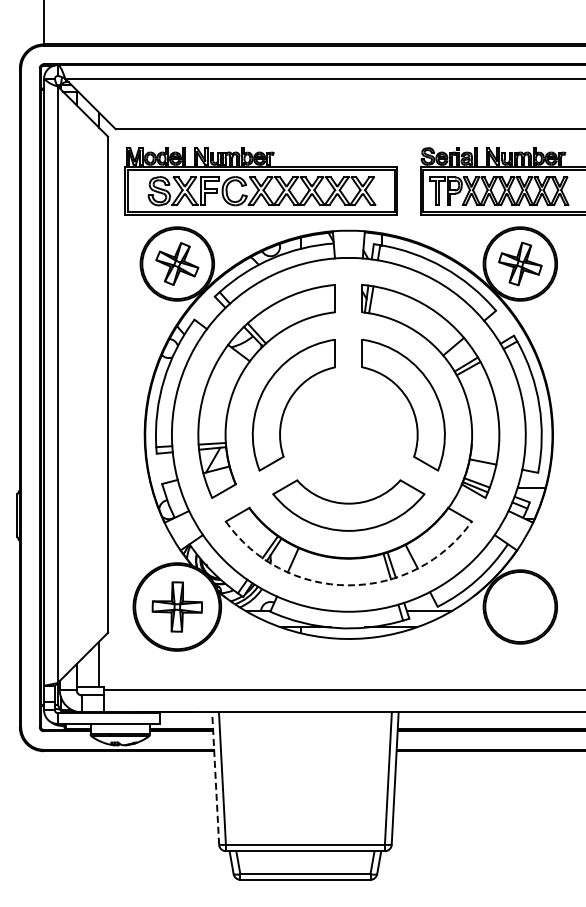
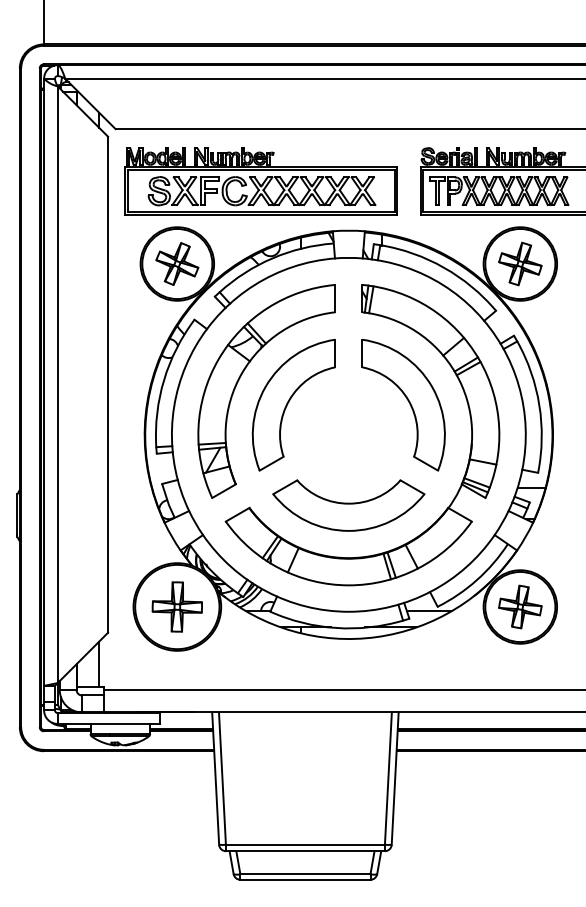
arc: dashed -> solid (348, 585)
part: none -> present (520, 606)
line: dashed -> solid (215, 778)
